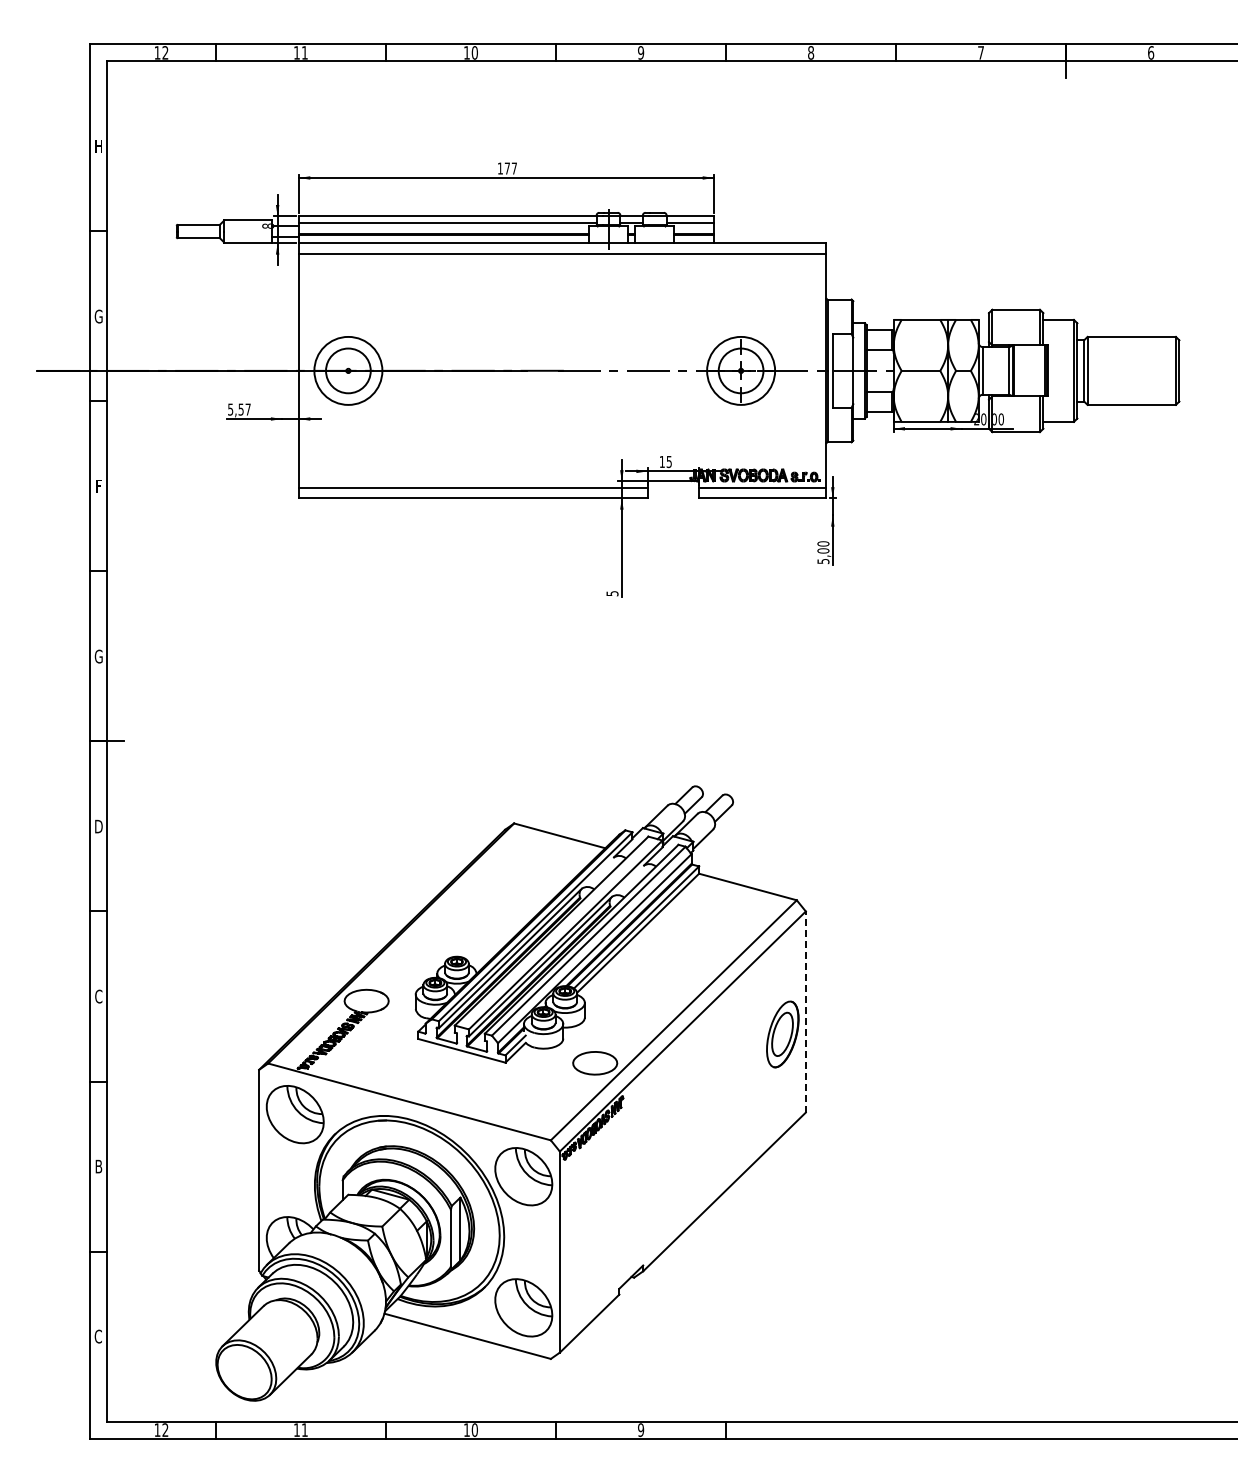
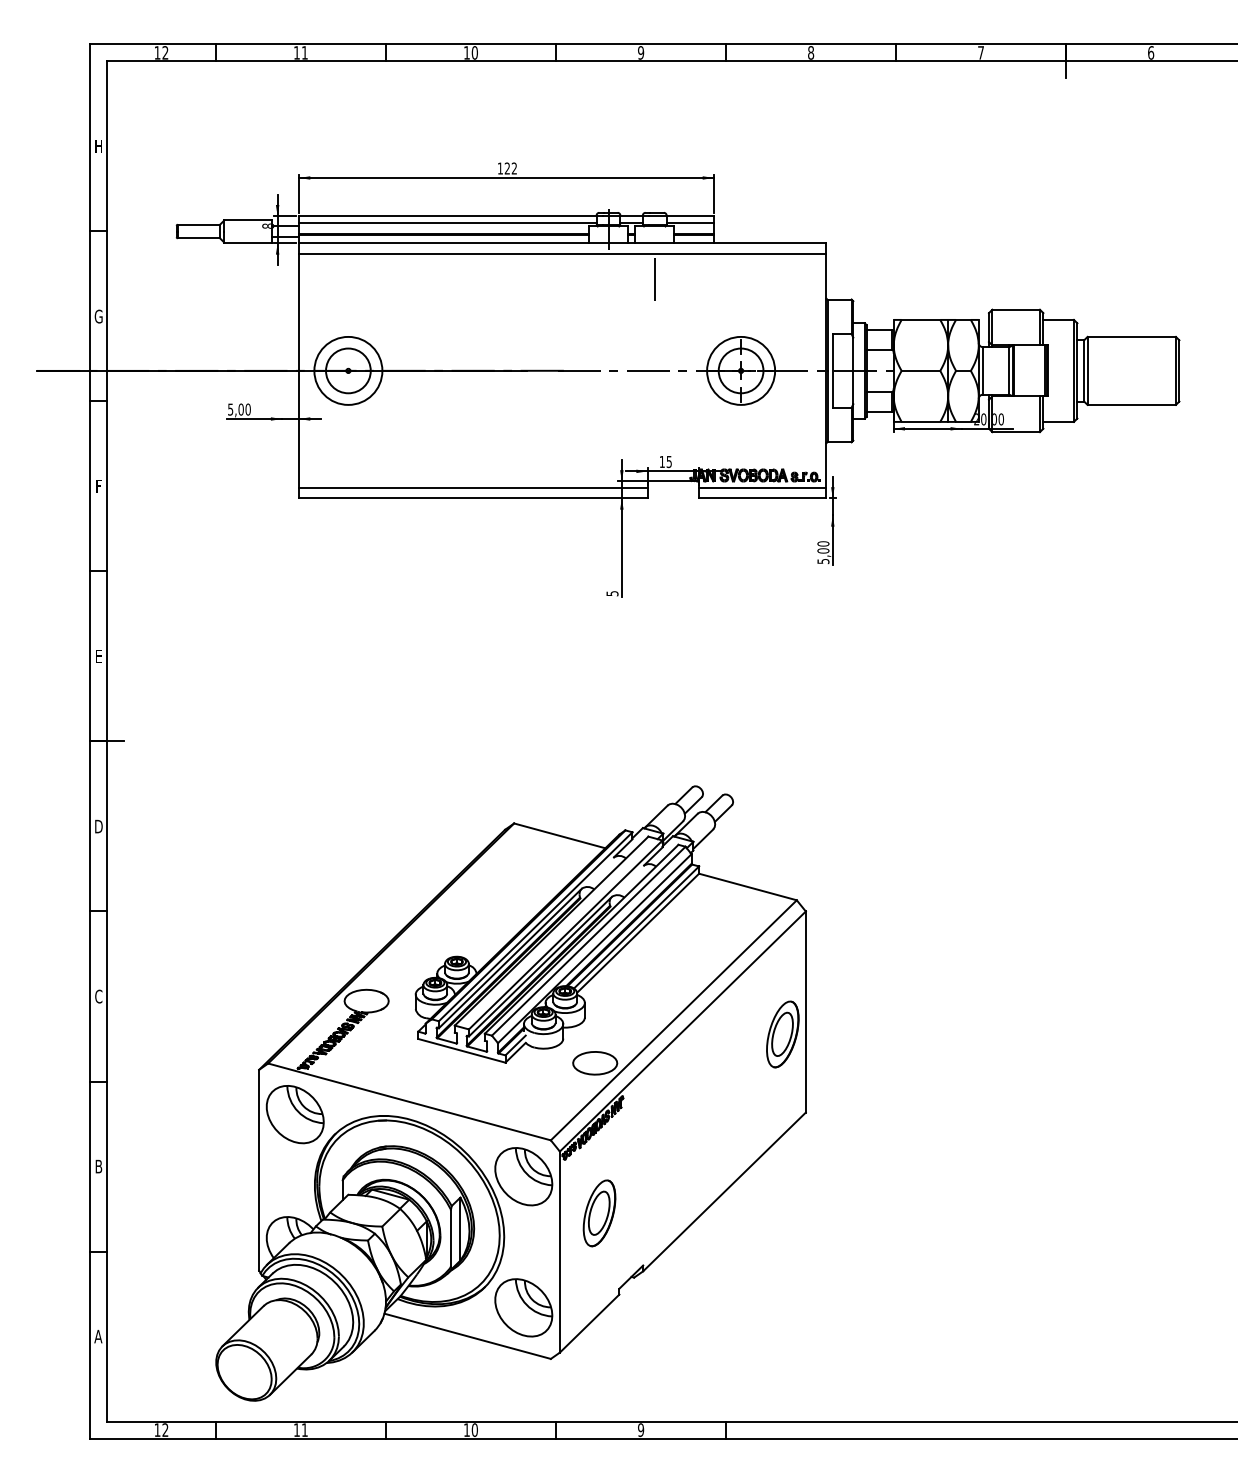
text: 177 -> 122 (510, 168)
line: none -> present (654, 279)
text: 5,57 -> 5,00 (244, 409)
text: G -> E (98, 656)
line: dashed -> solid (805, 1012)
part: none -> present (599, 1213)
text: C -> A (98, 1336)
